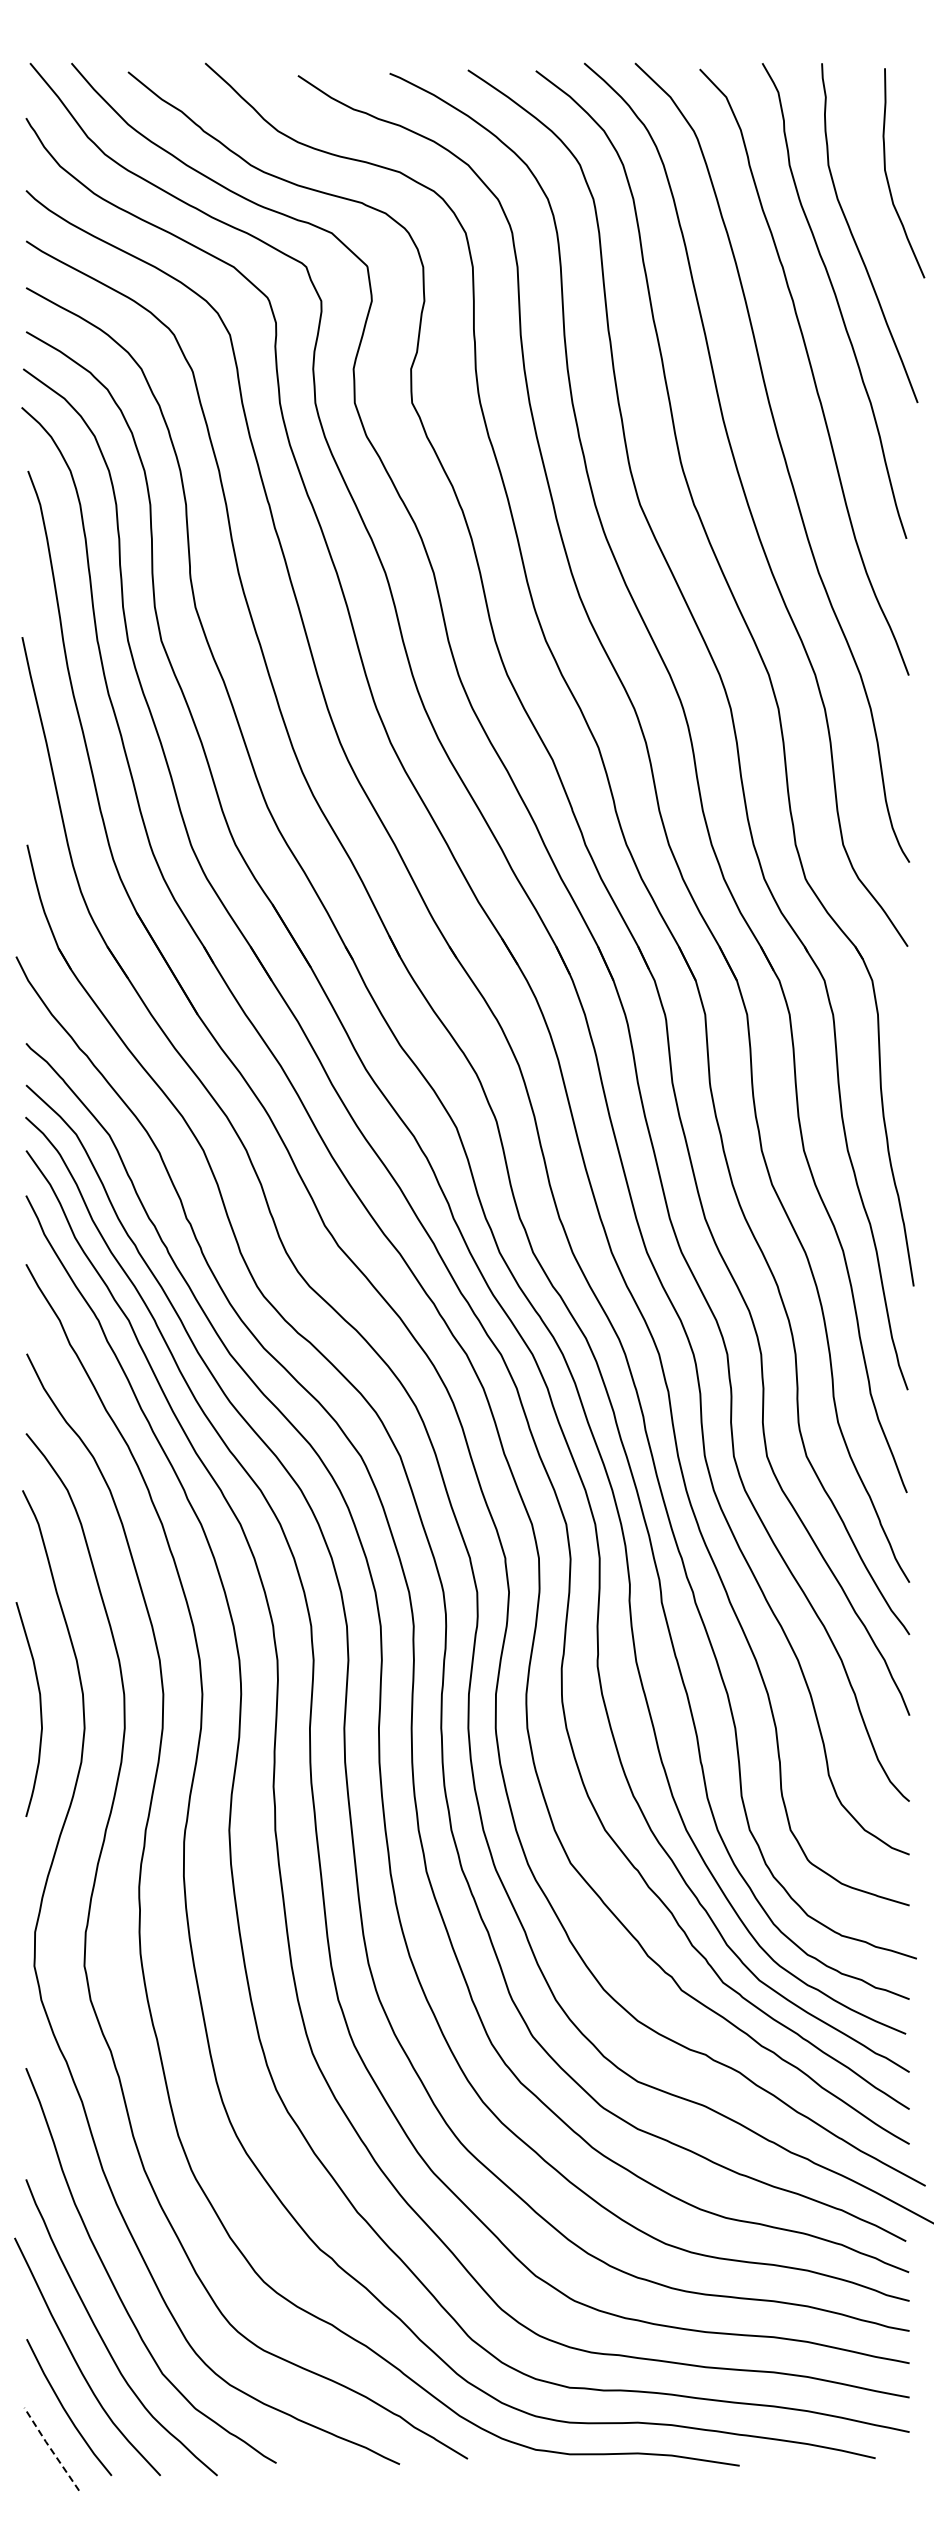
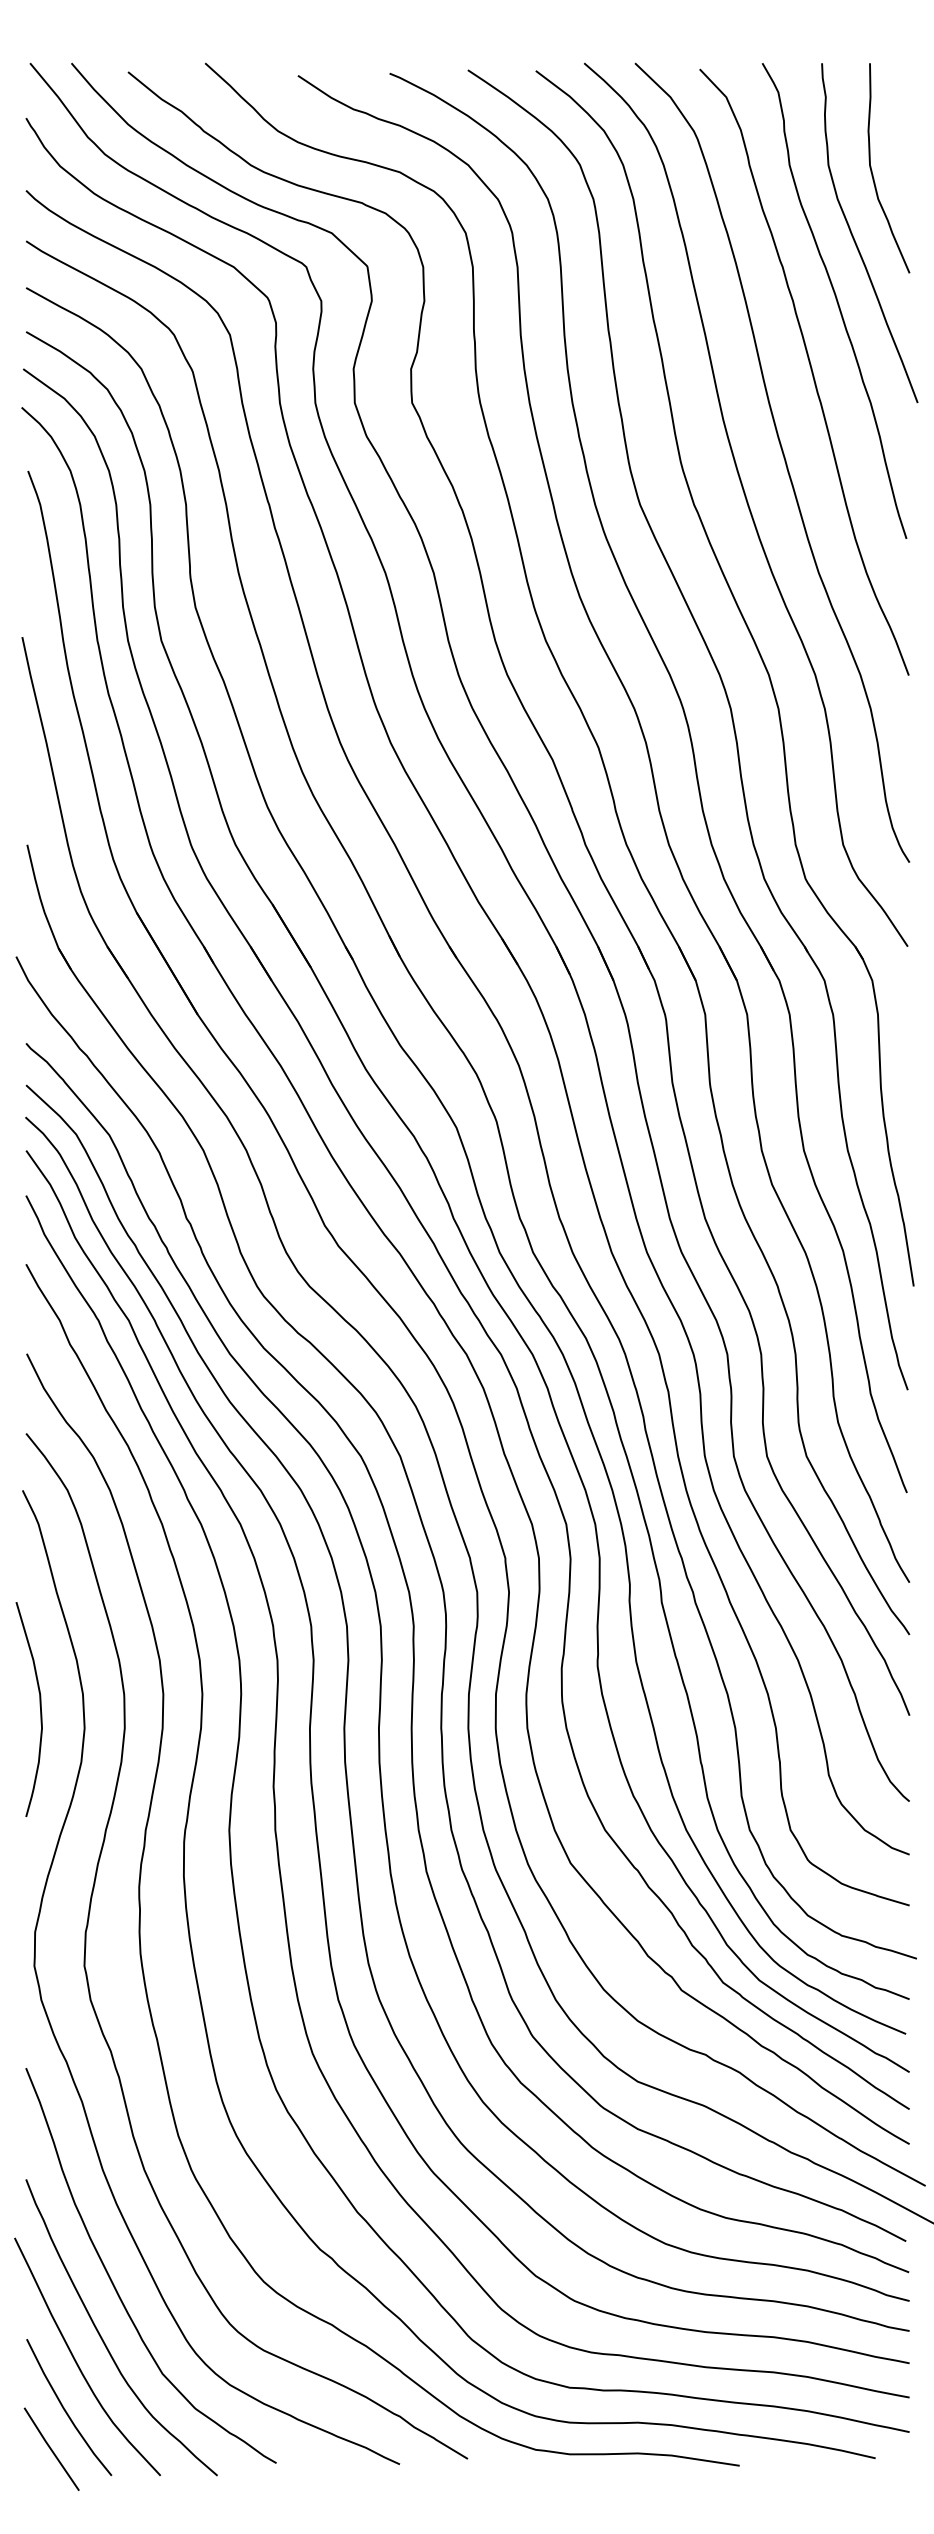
curve position: (887, 175) -> (872, 170) (872, 170)
line: dashed -> solid (50, 2449)
